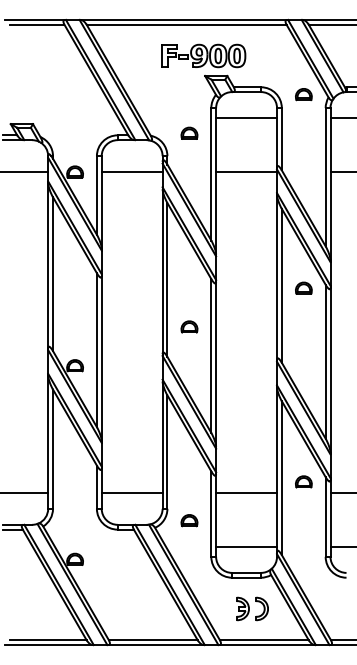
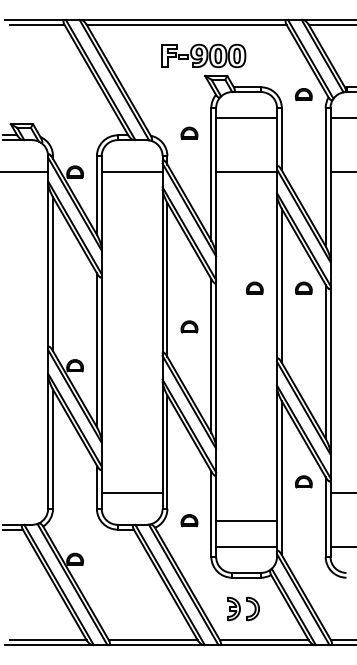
part: none -> present (254, 287)
line: present -> none (25, 492)
line position: (246, 492) -> (246, 520) (246, 520)
part position: (252, 608) -> (243, 608) (243, 608)
